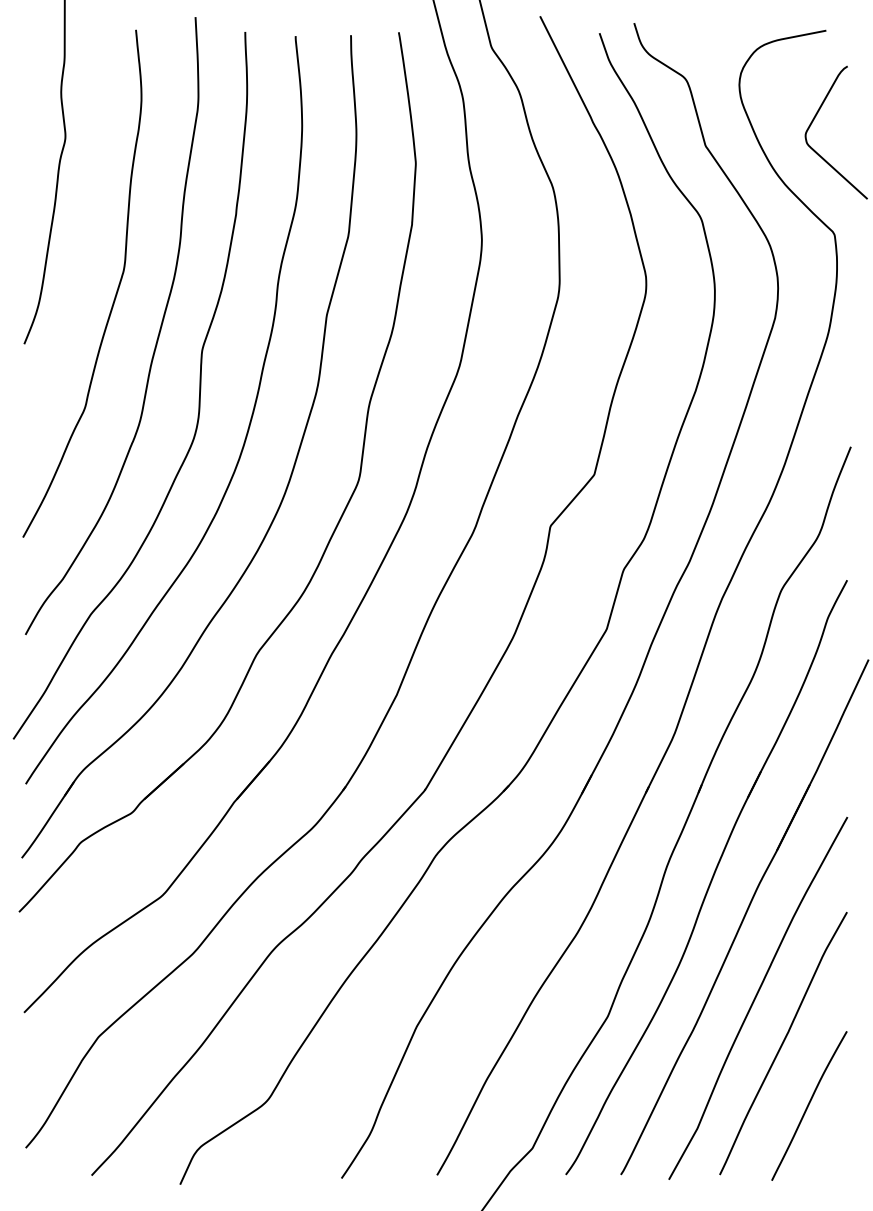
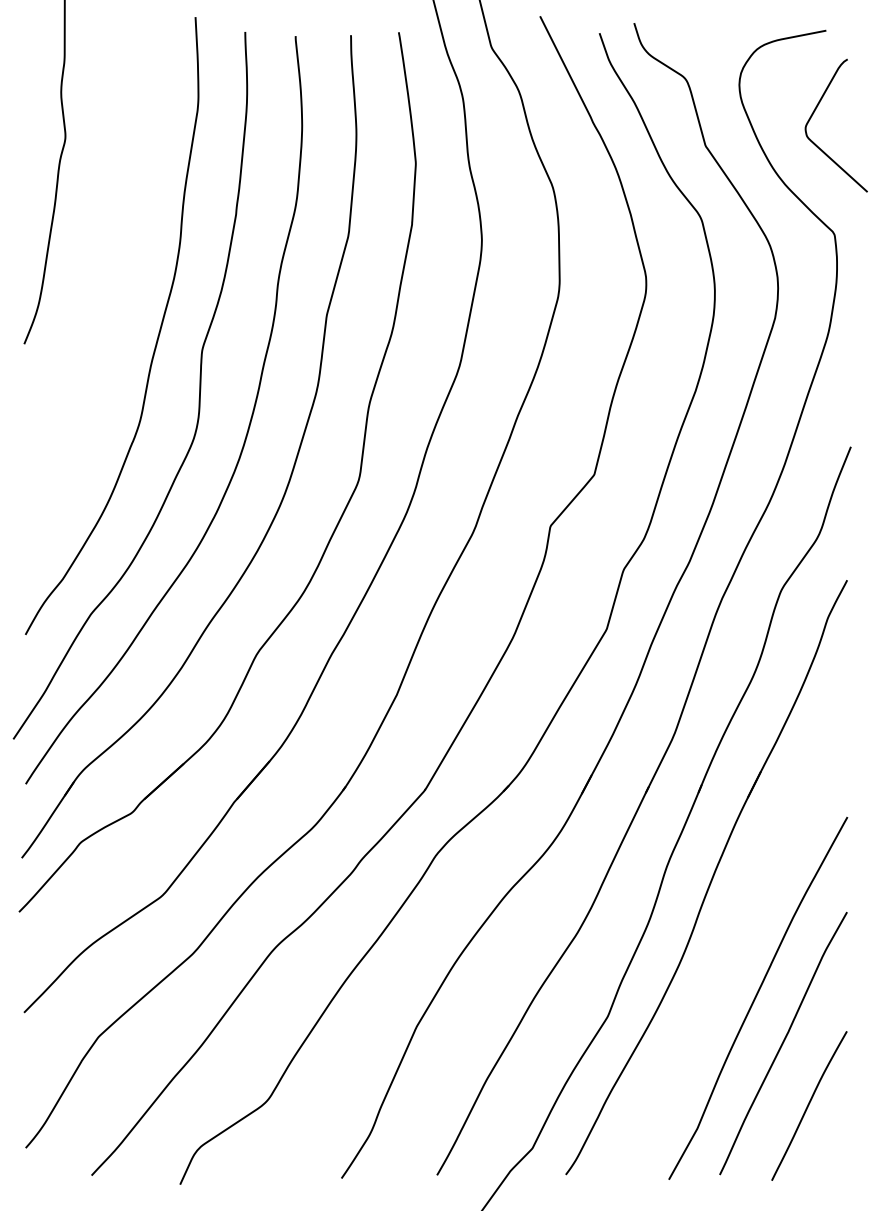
curve position: (815, 118) -> (815, 111) (815, 111)
curve: present -> none (115, 293)
part: present -> none (744, 917)
